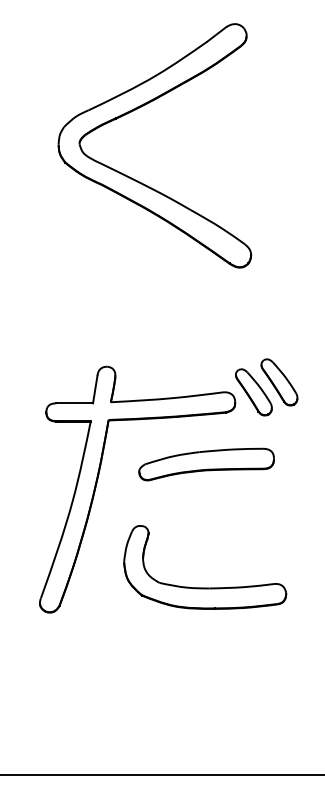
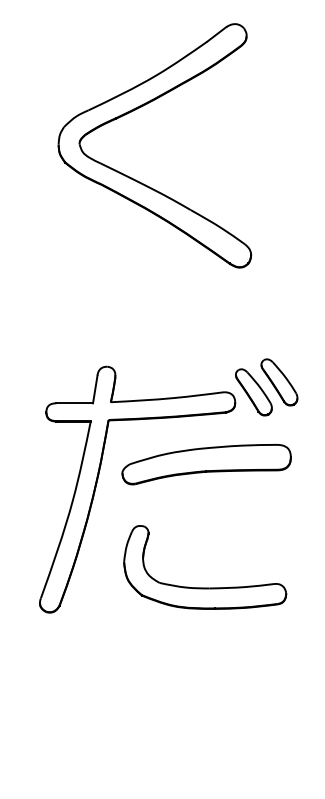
part size: 137x35 px -> 171x42 px (206, 464)
line: present -> none (161, 775)
